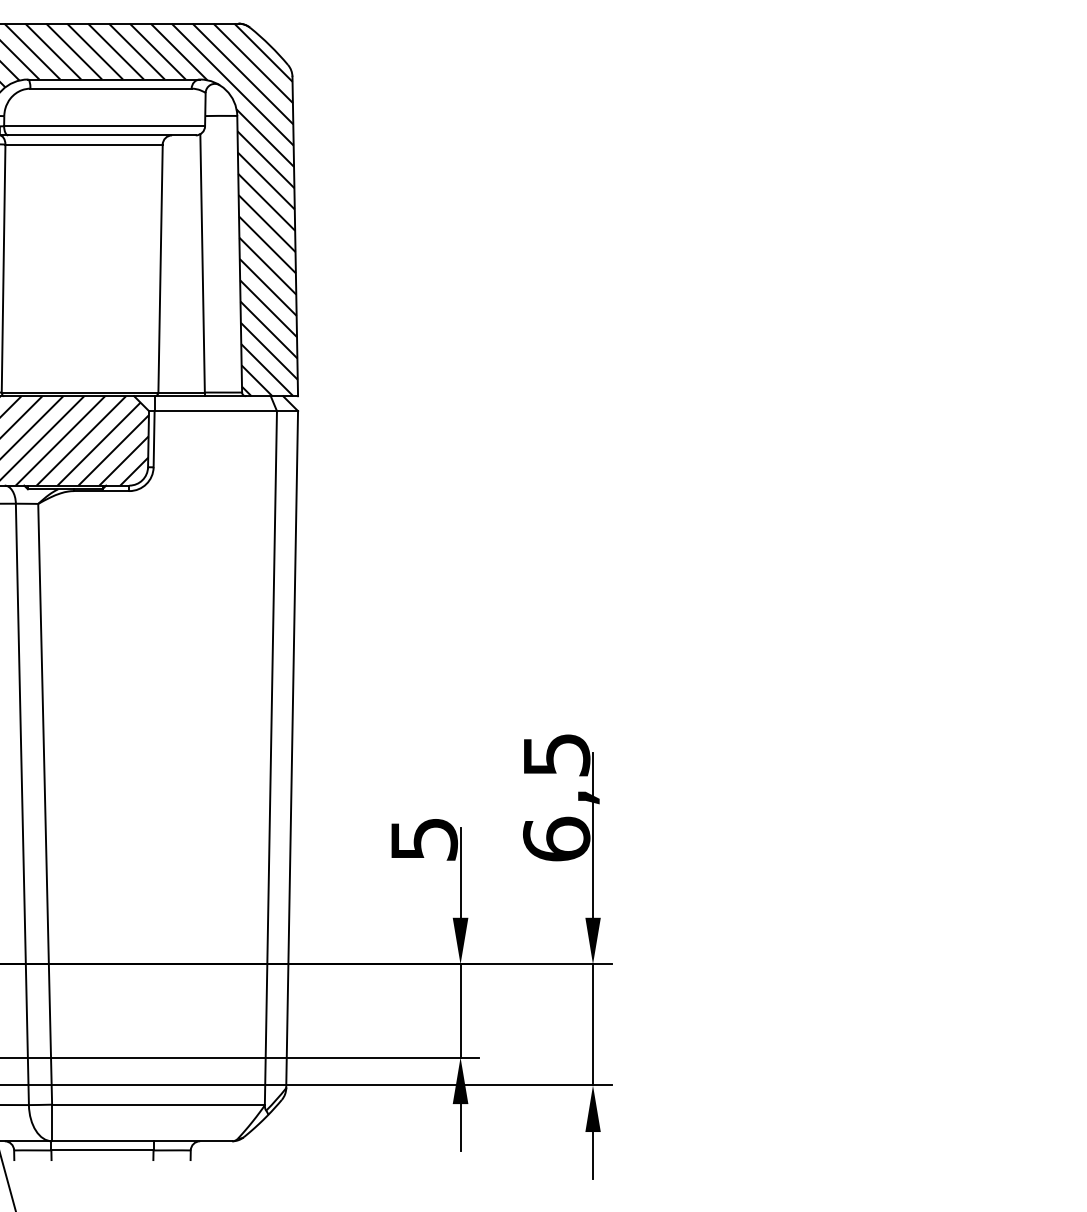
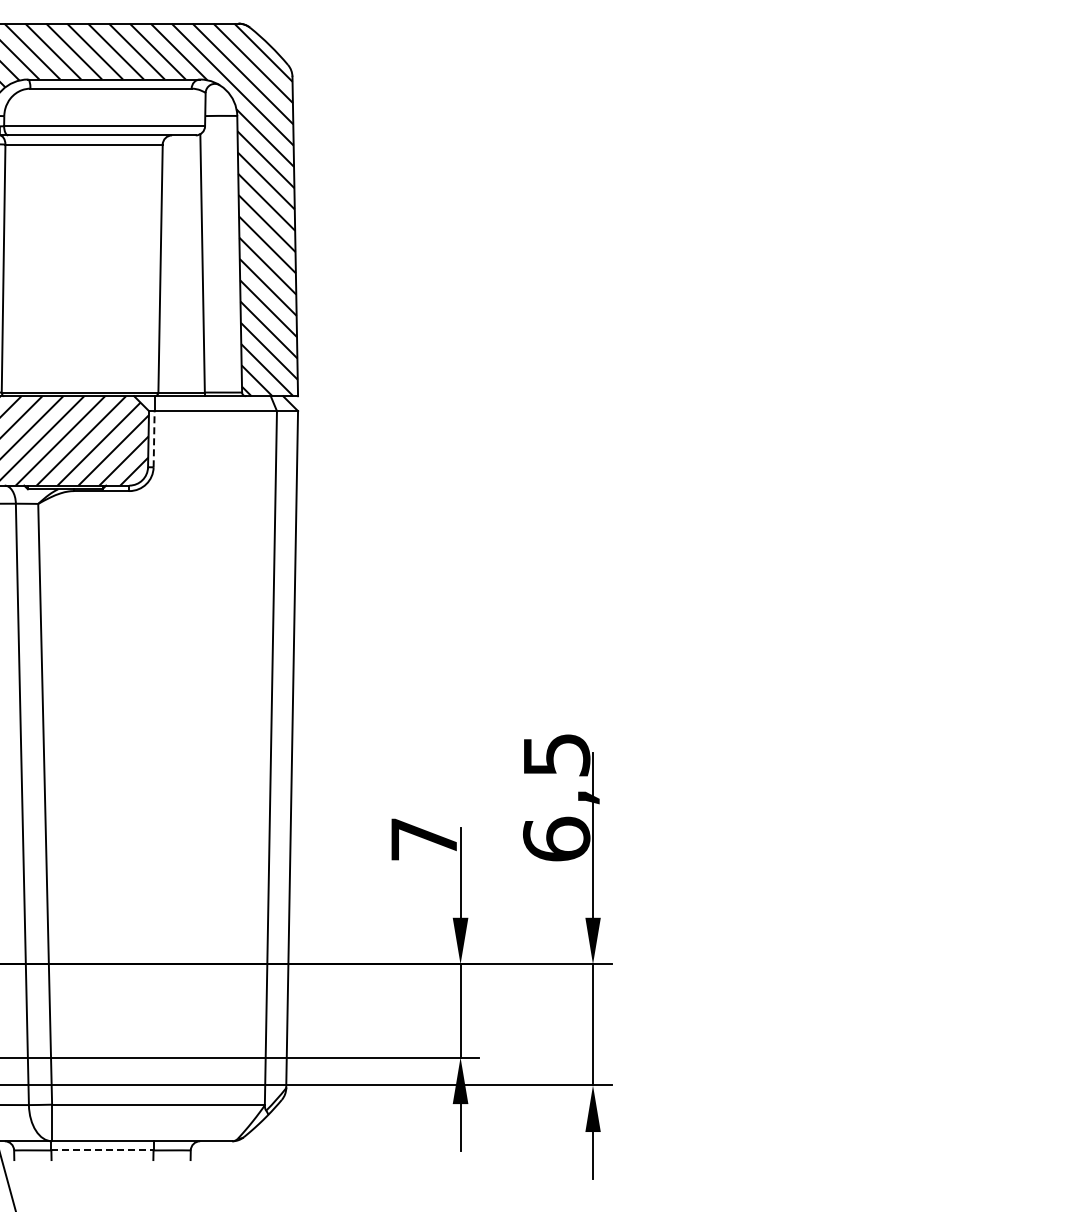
line: solid -> dashed (154, 438)
text: 5 -> 7 (424, 839)
line: solid -> dashed (102, 1150)
